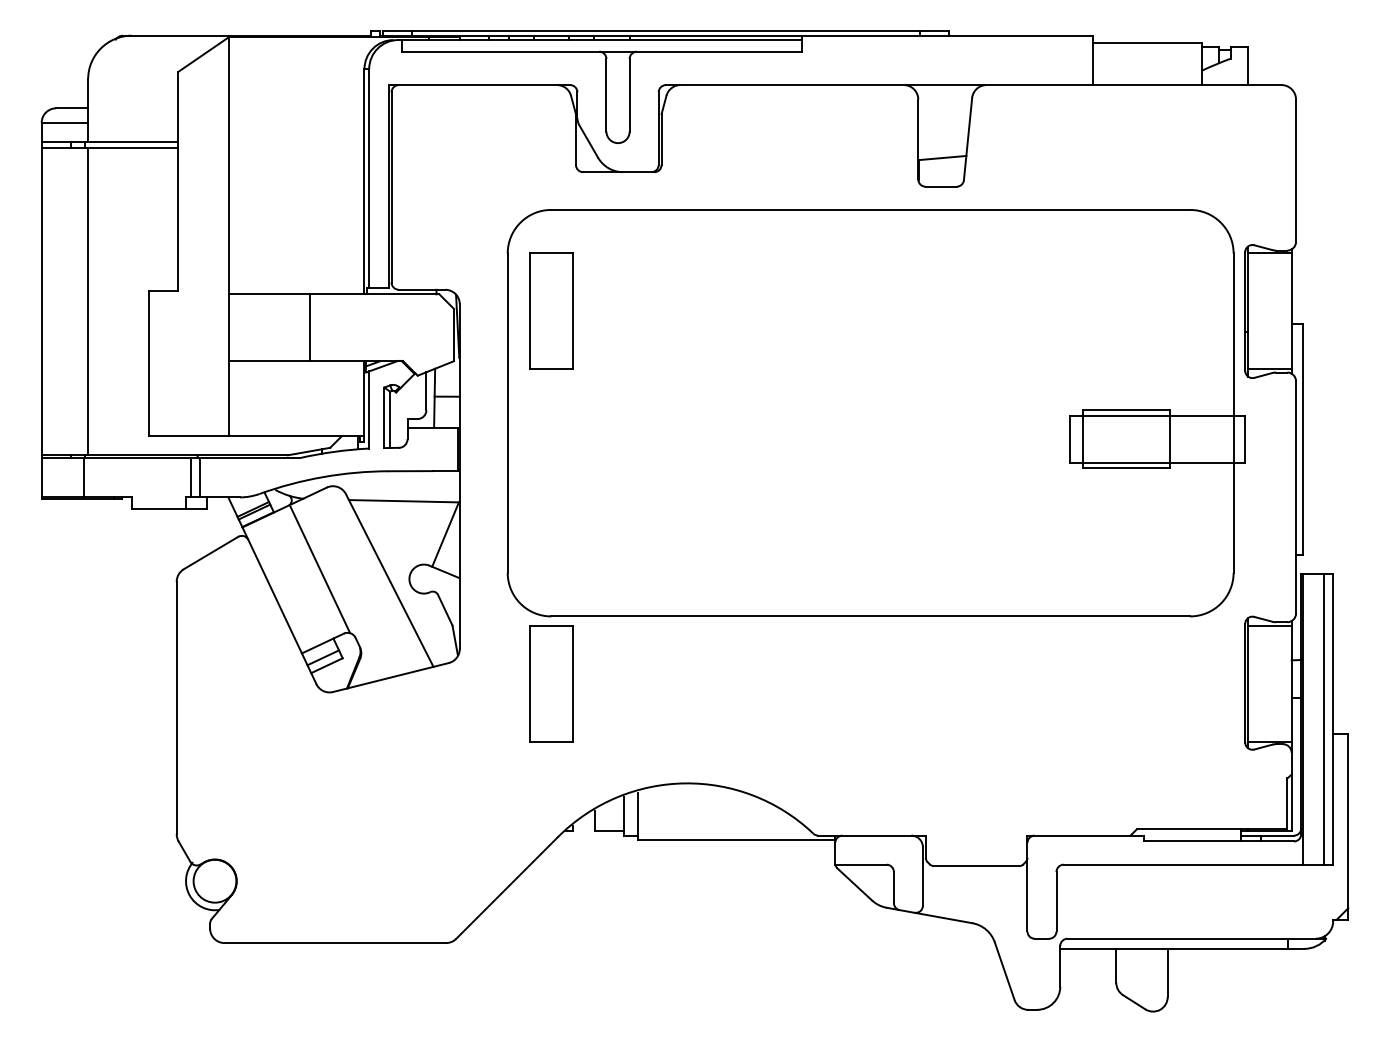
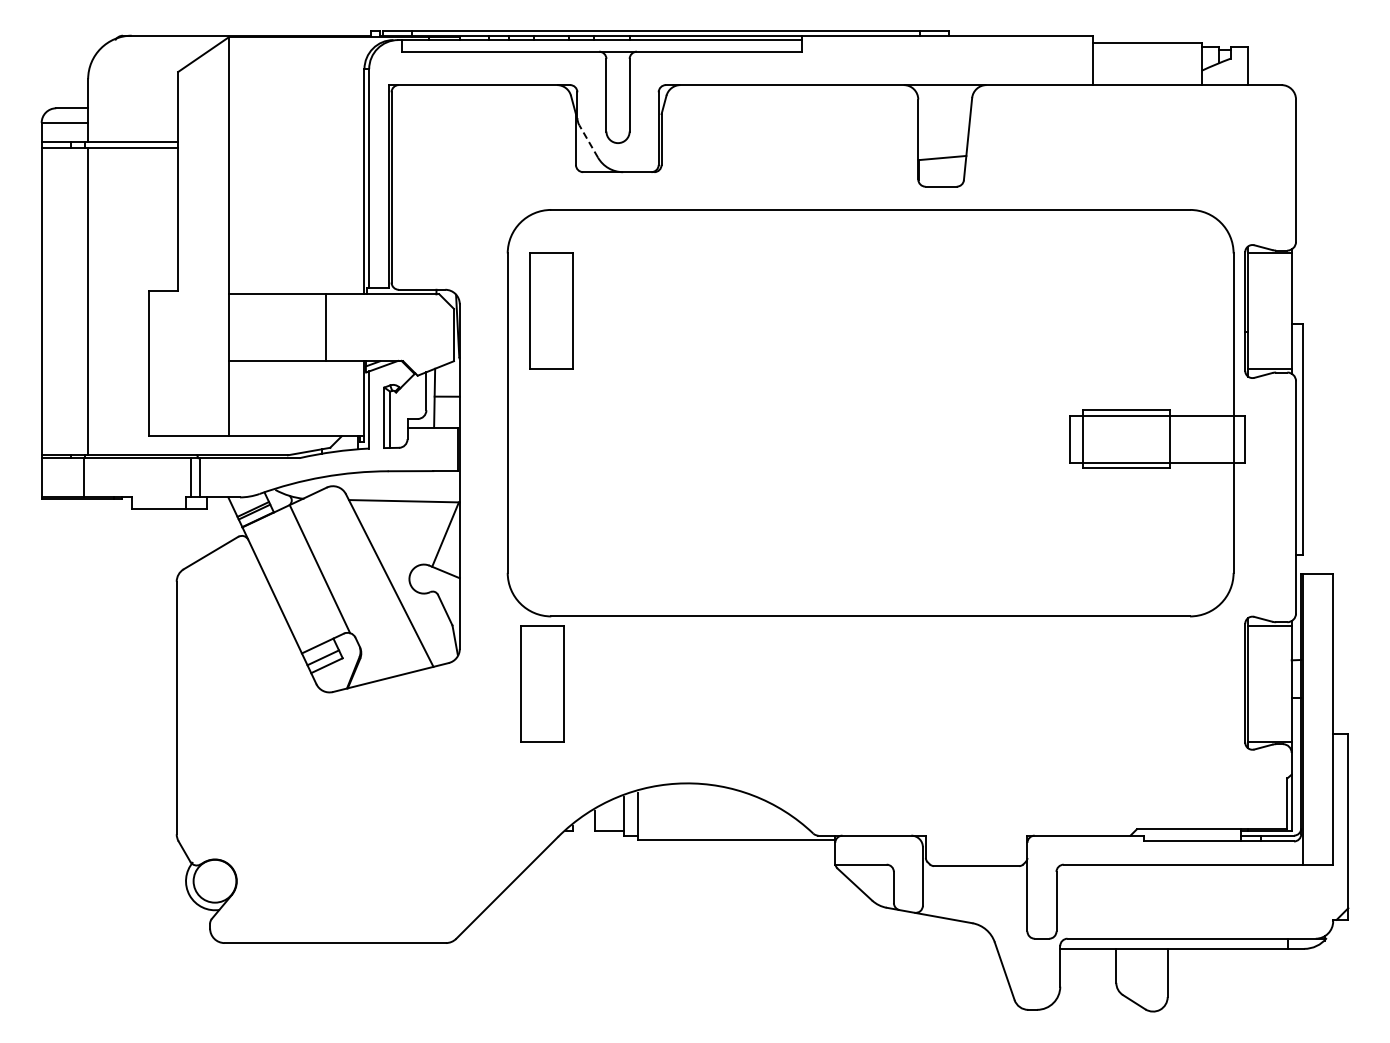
line: solid -> dashed (588, 141)
line position: (310, 327) -> (326, 327) (326, 327)
part position: (551, 683) -> (542, 683) (542, 683)
line: present -> none (1323, 719)
